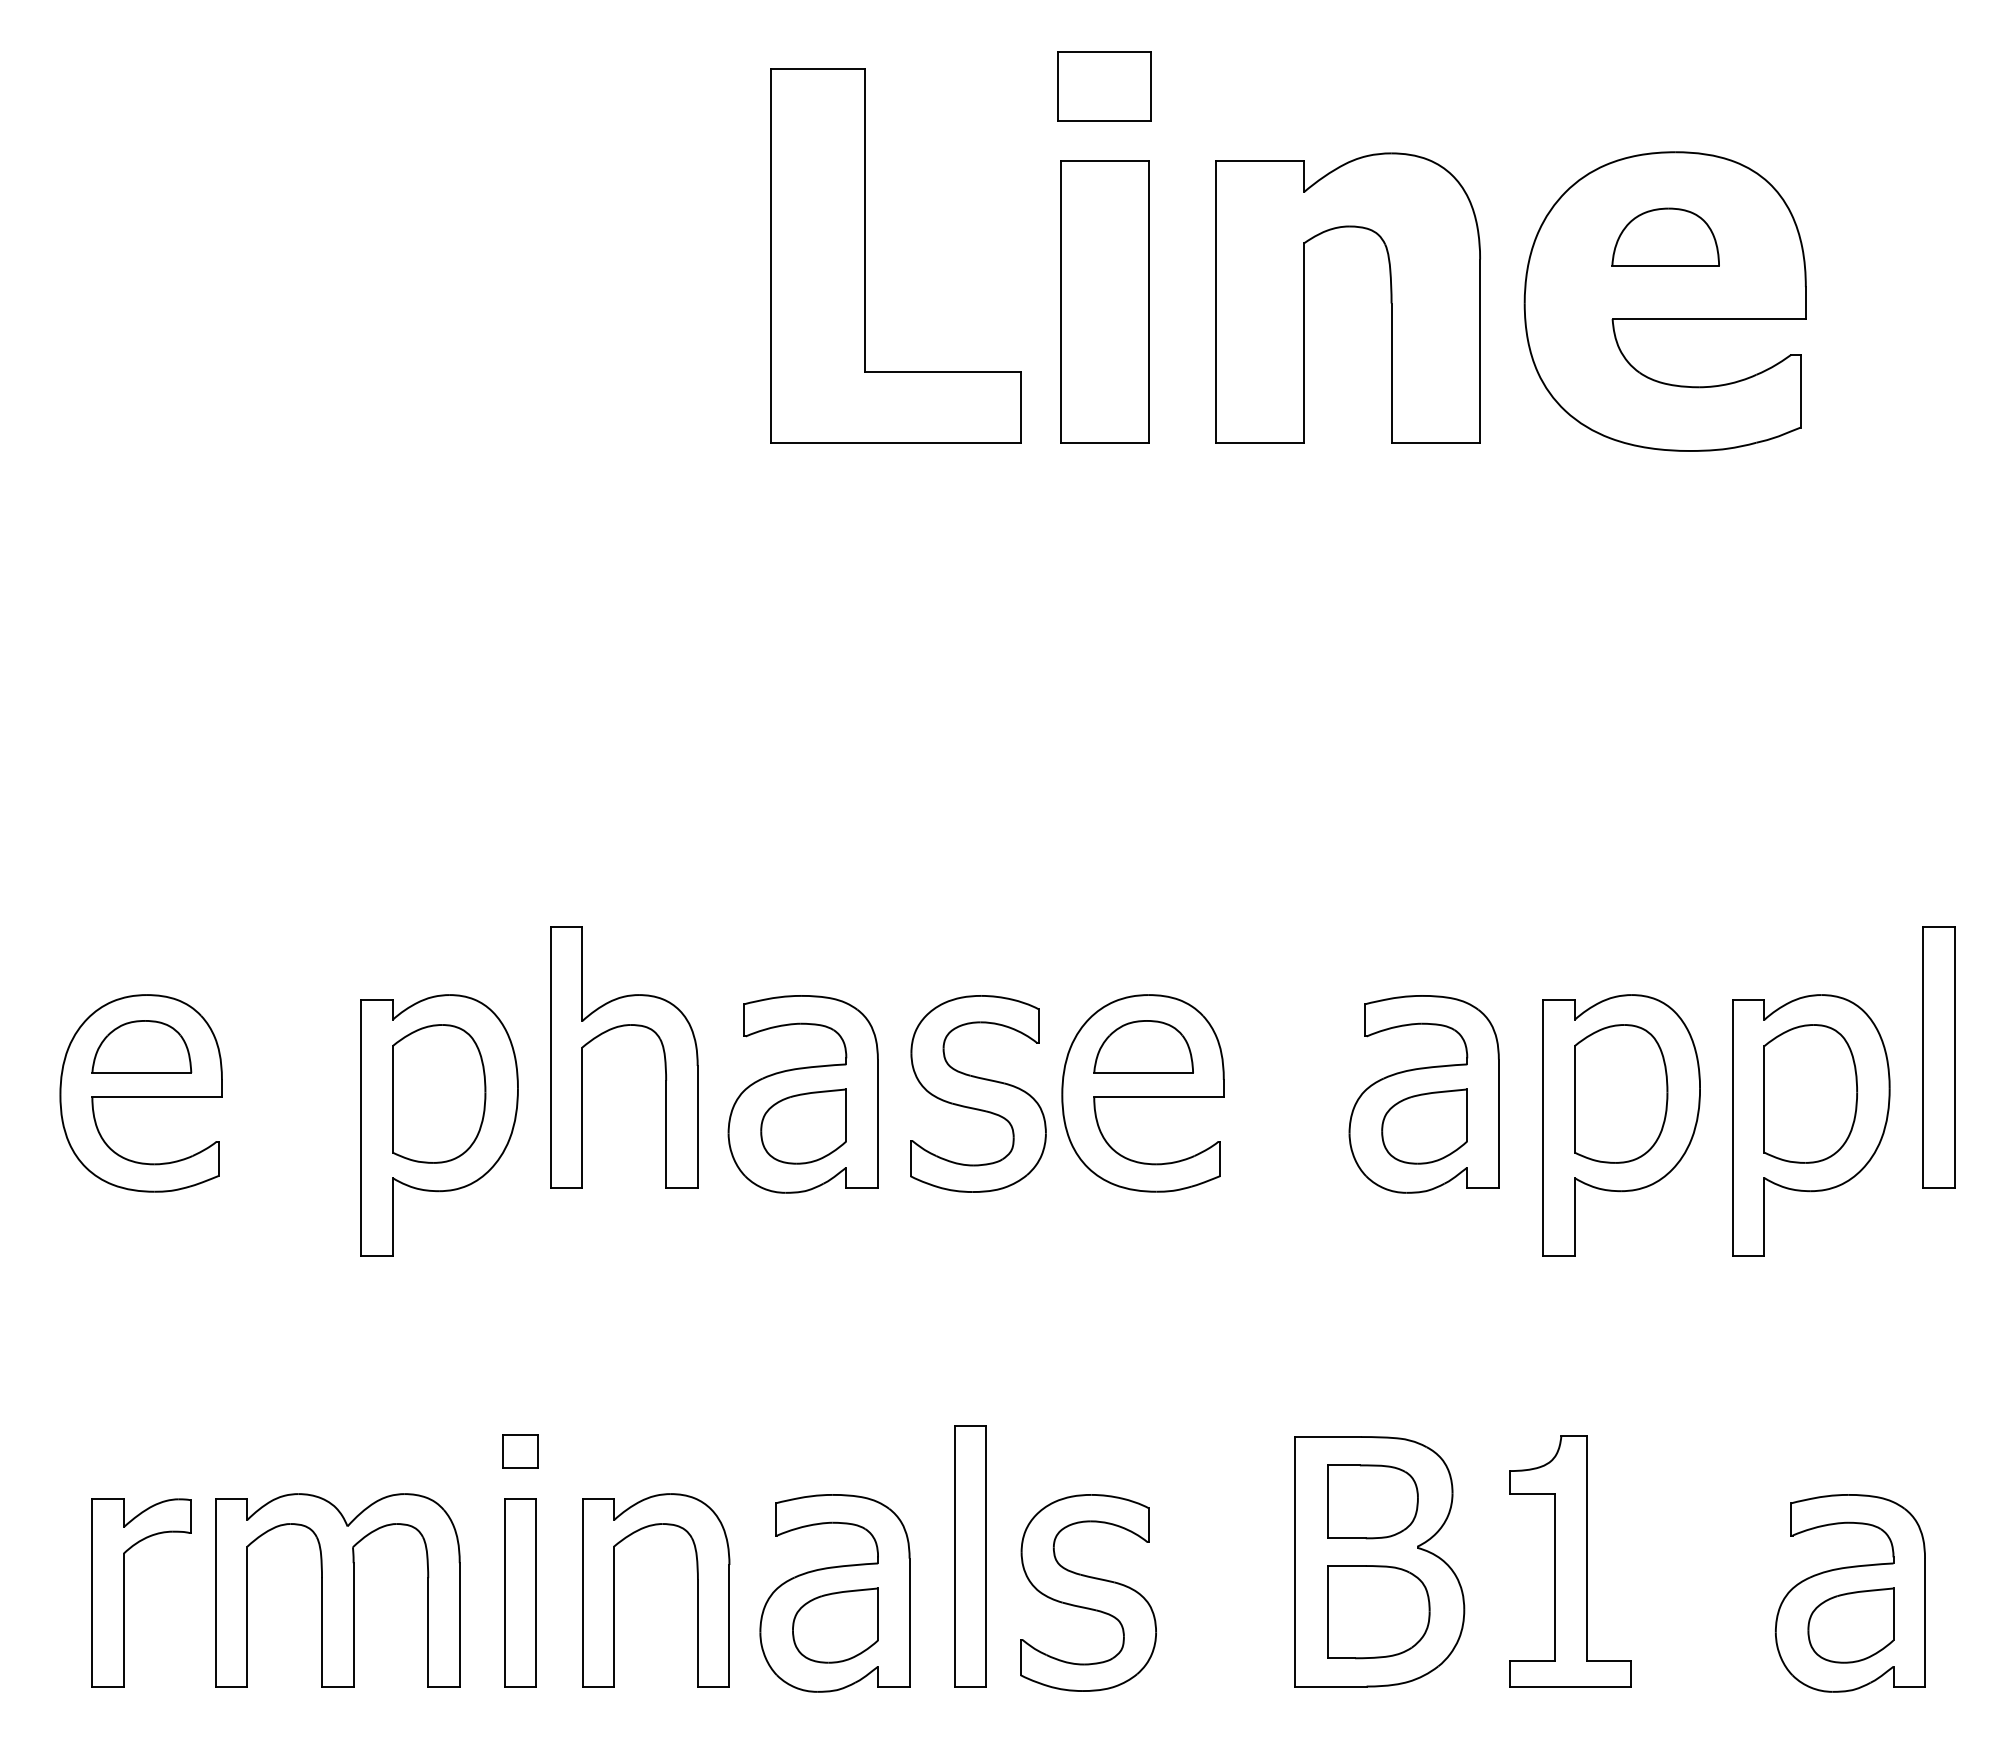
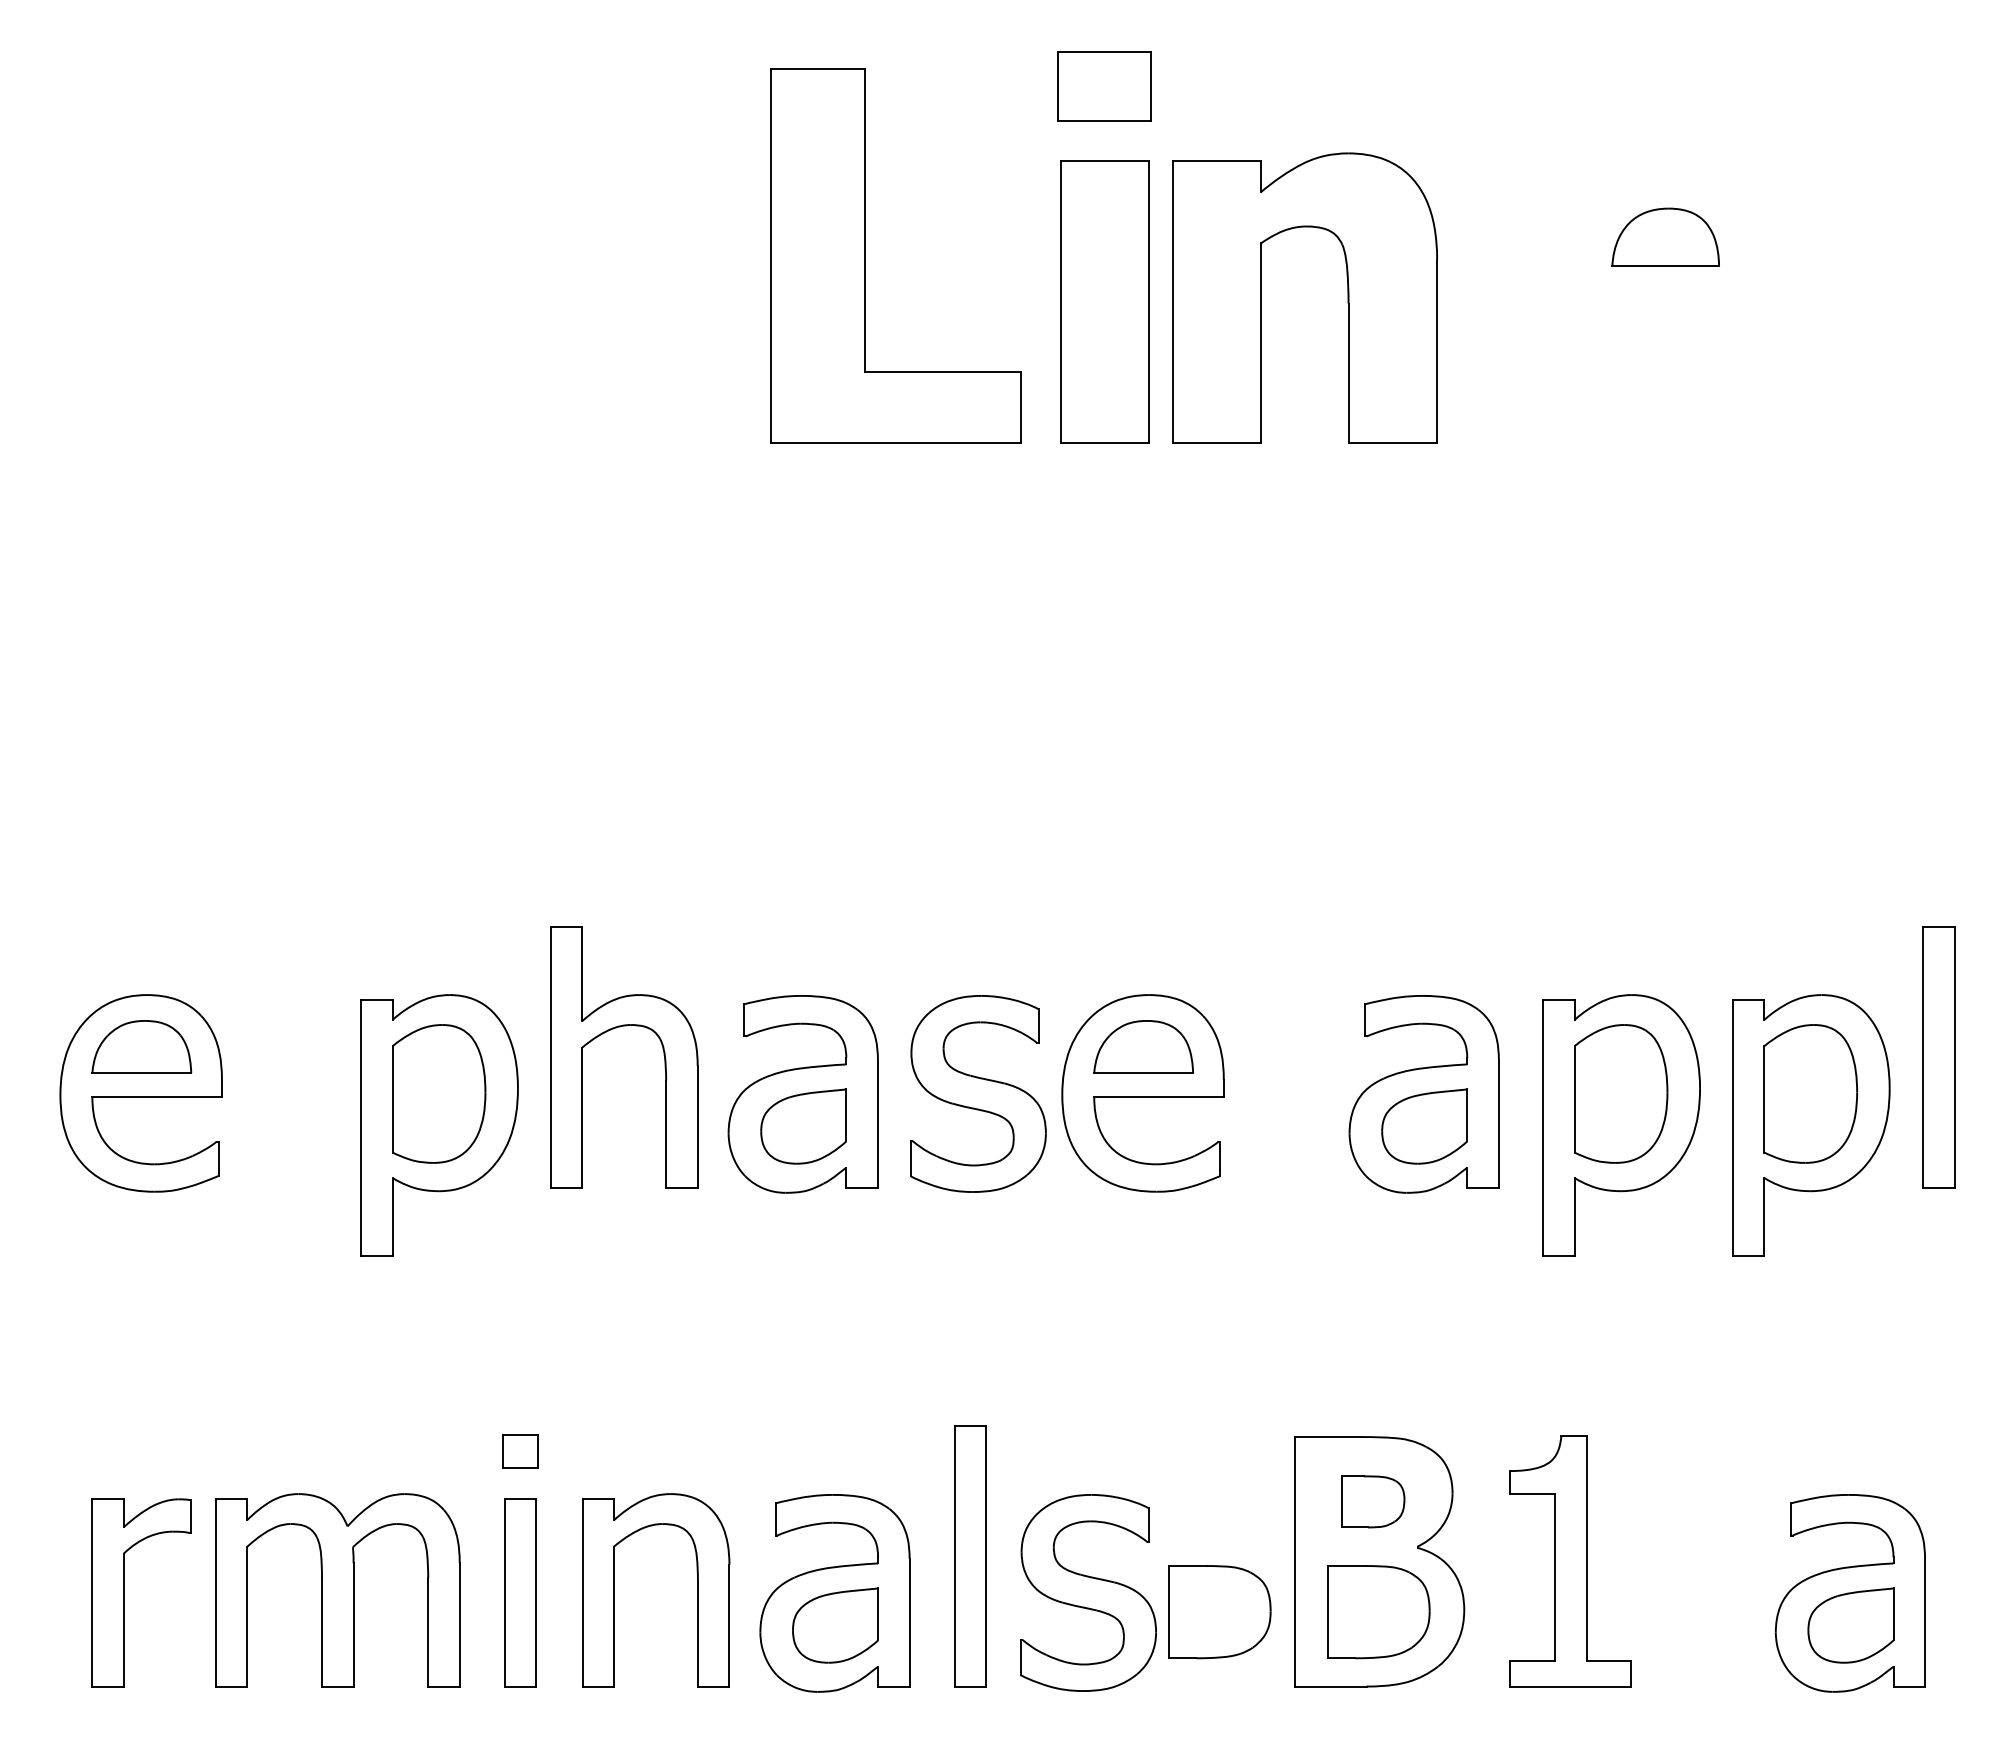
part position: (1304, 297) -> (1261, 297) (1261, 297)
part: present -> none (1664, 301)
part size: 92x76 px -> 65x54 px (1373, 1501)
part: none -> present (1219, 1612)
